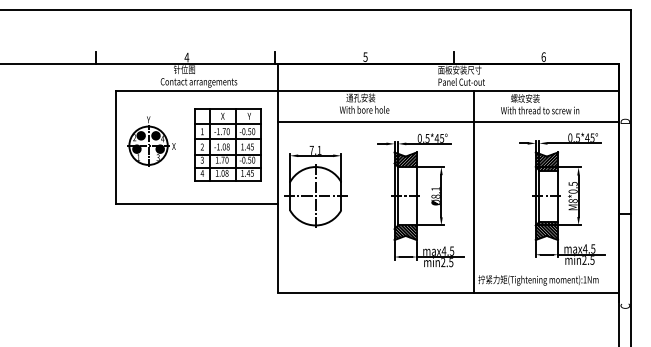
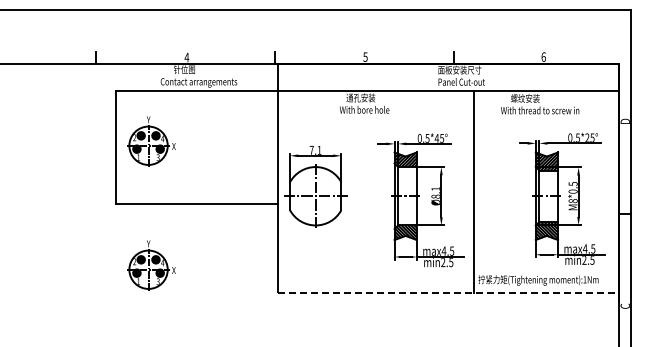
line: present -> none (447, 121)
text: 0.5*45° -> 0.5*25° (587, 137)
part: present -> none (227, 144)
part: none -> present (151, 265)
line: solid -> dashed (448, 292)
